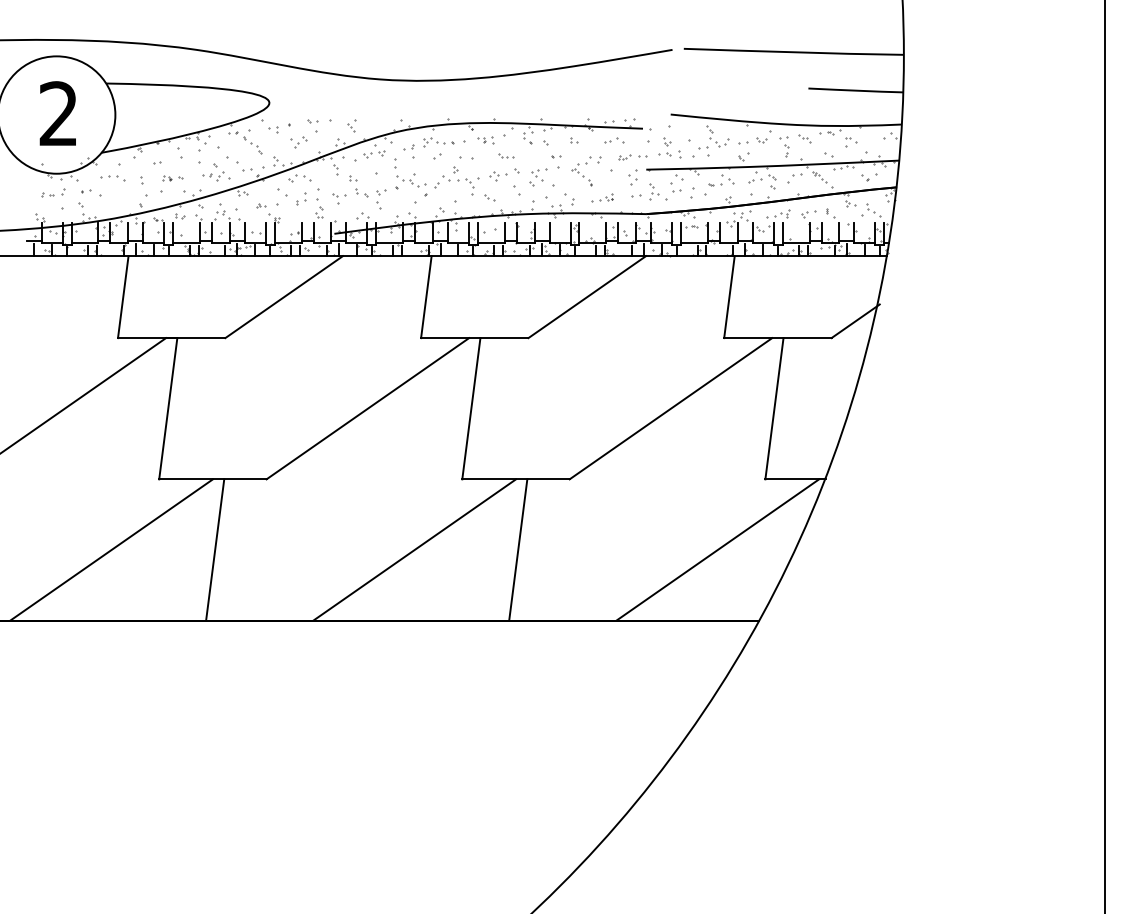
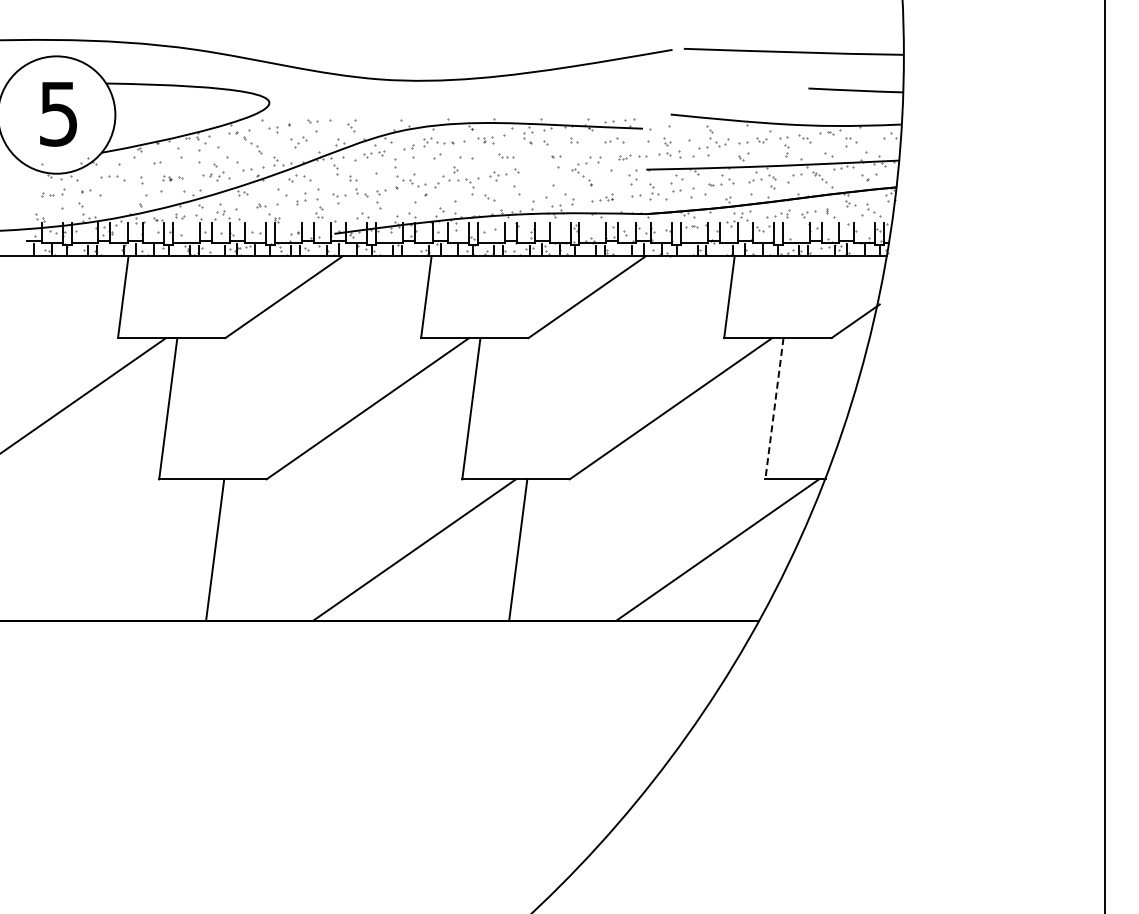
text: 2 -> 5 (57, 113)
part: present -> none (538, 177)
line: solid -> dashed (774, 409)
line: present -> none (111, 549)
